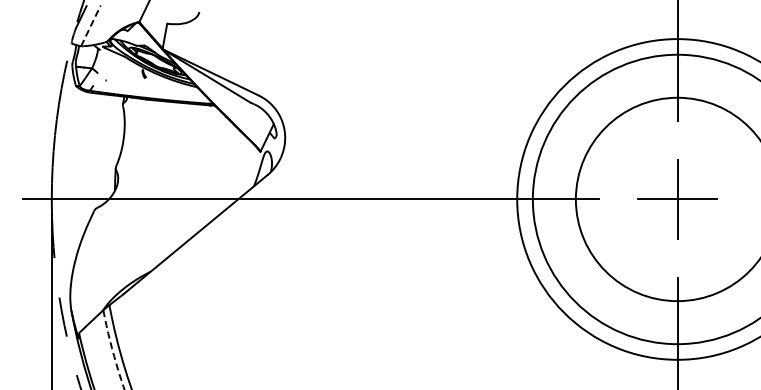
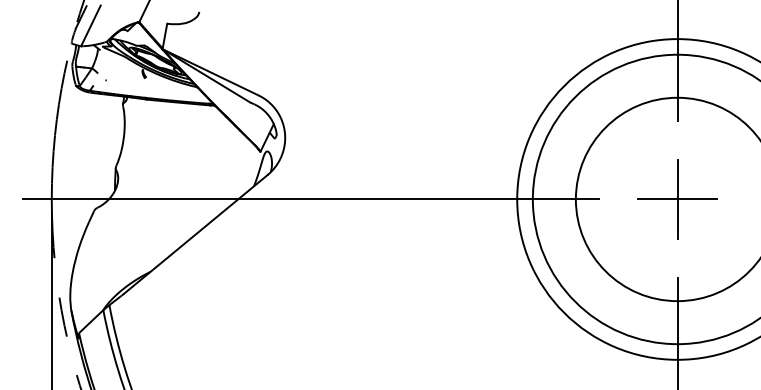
line: dashed -> solid (90, 25)
arc: dashed -> solid (112, 350)
